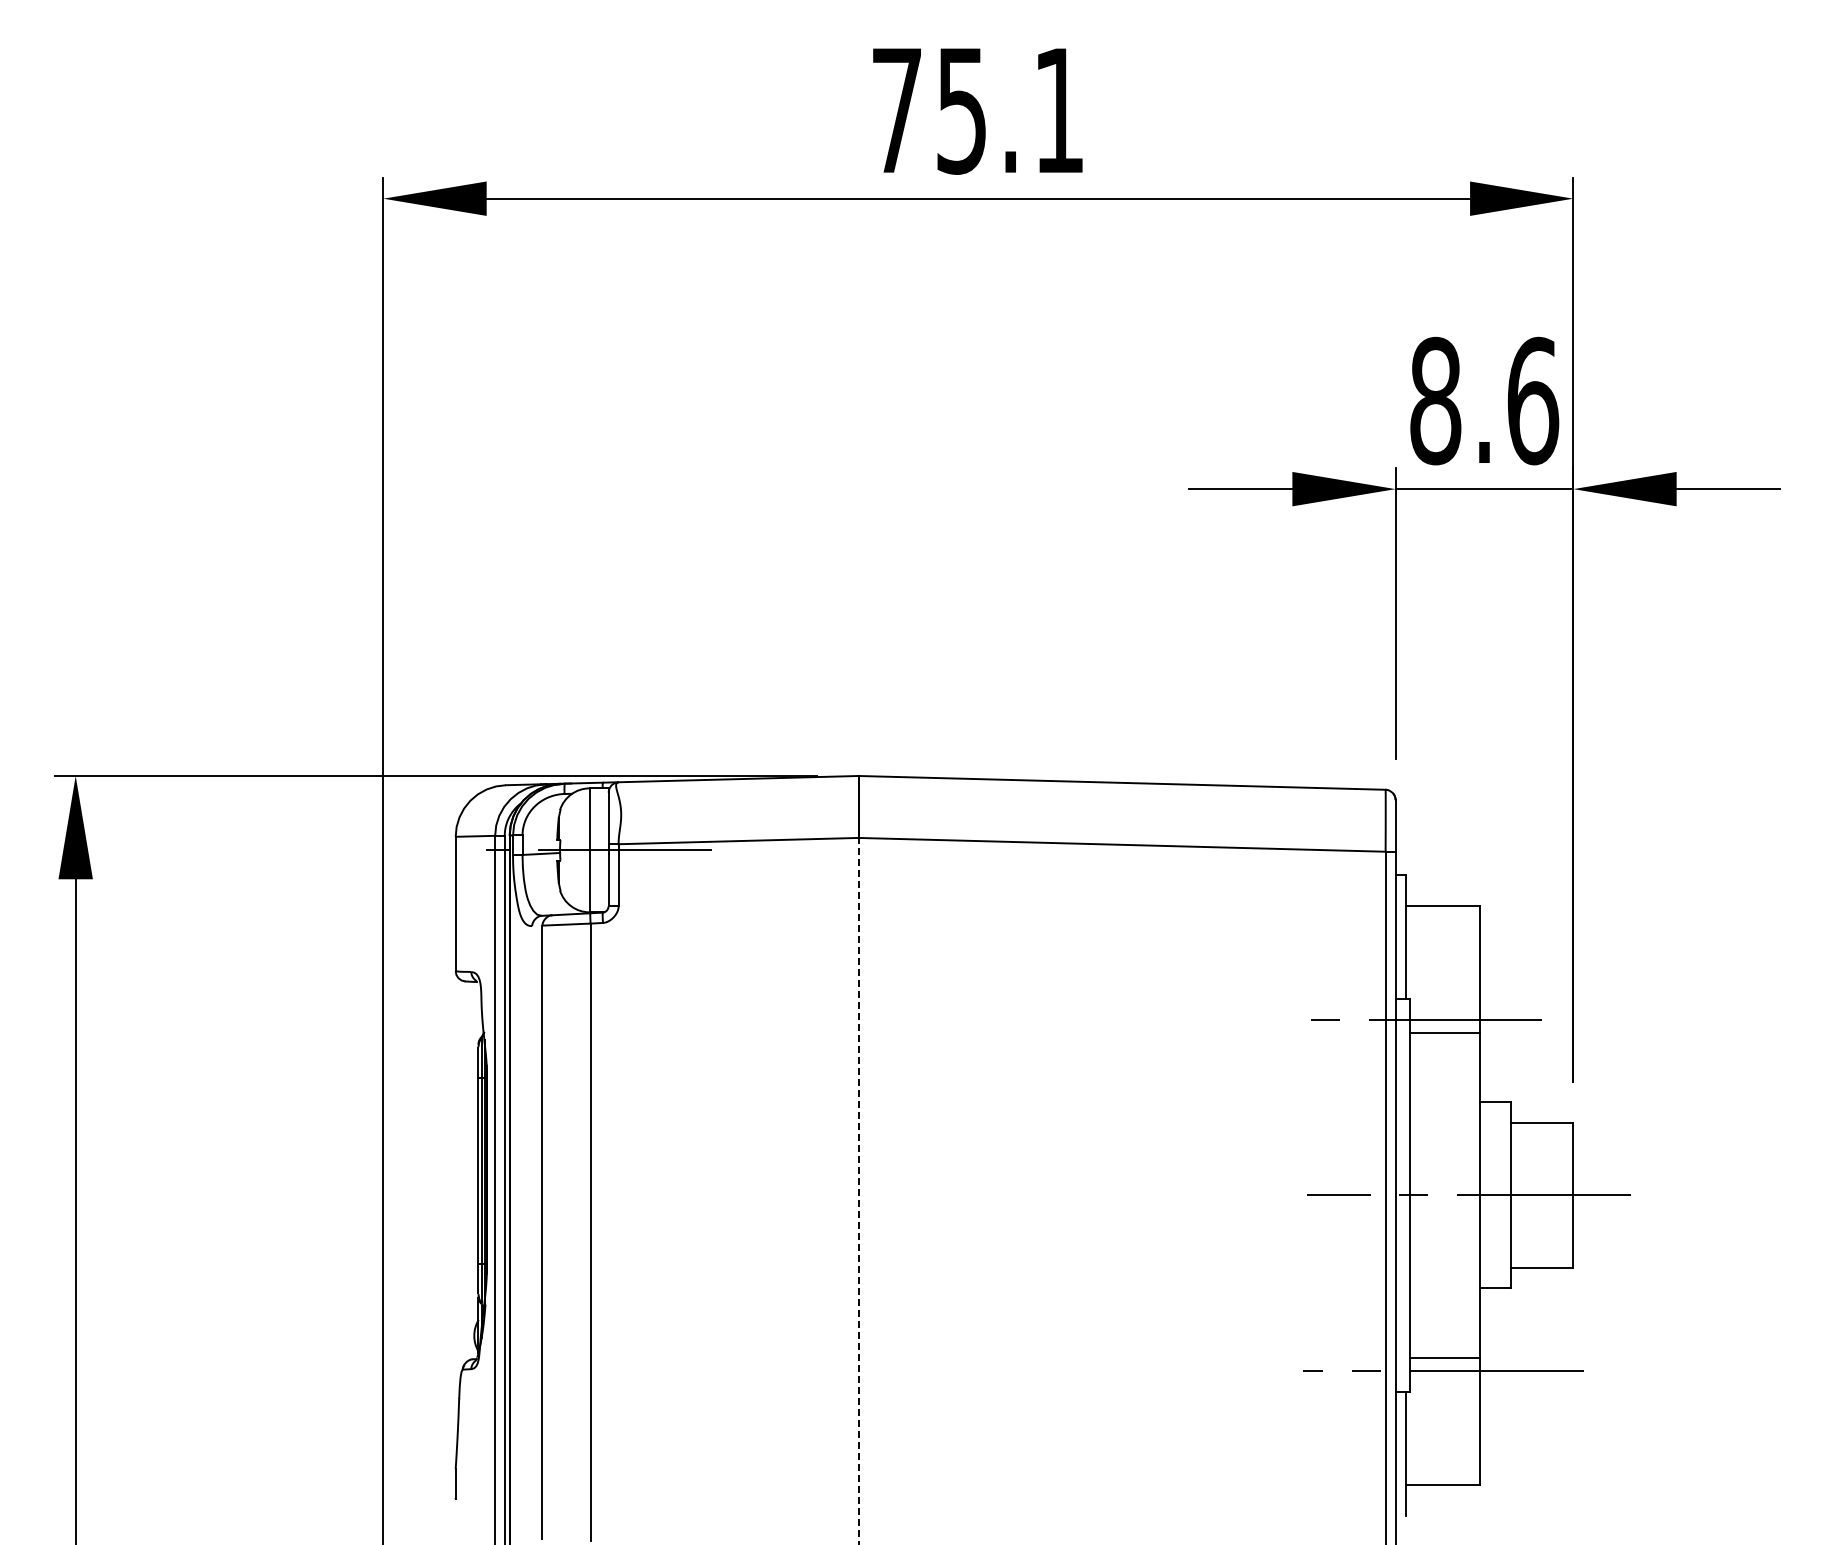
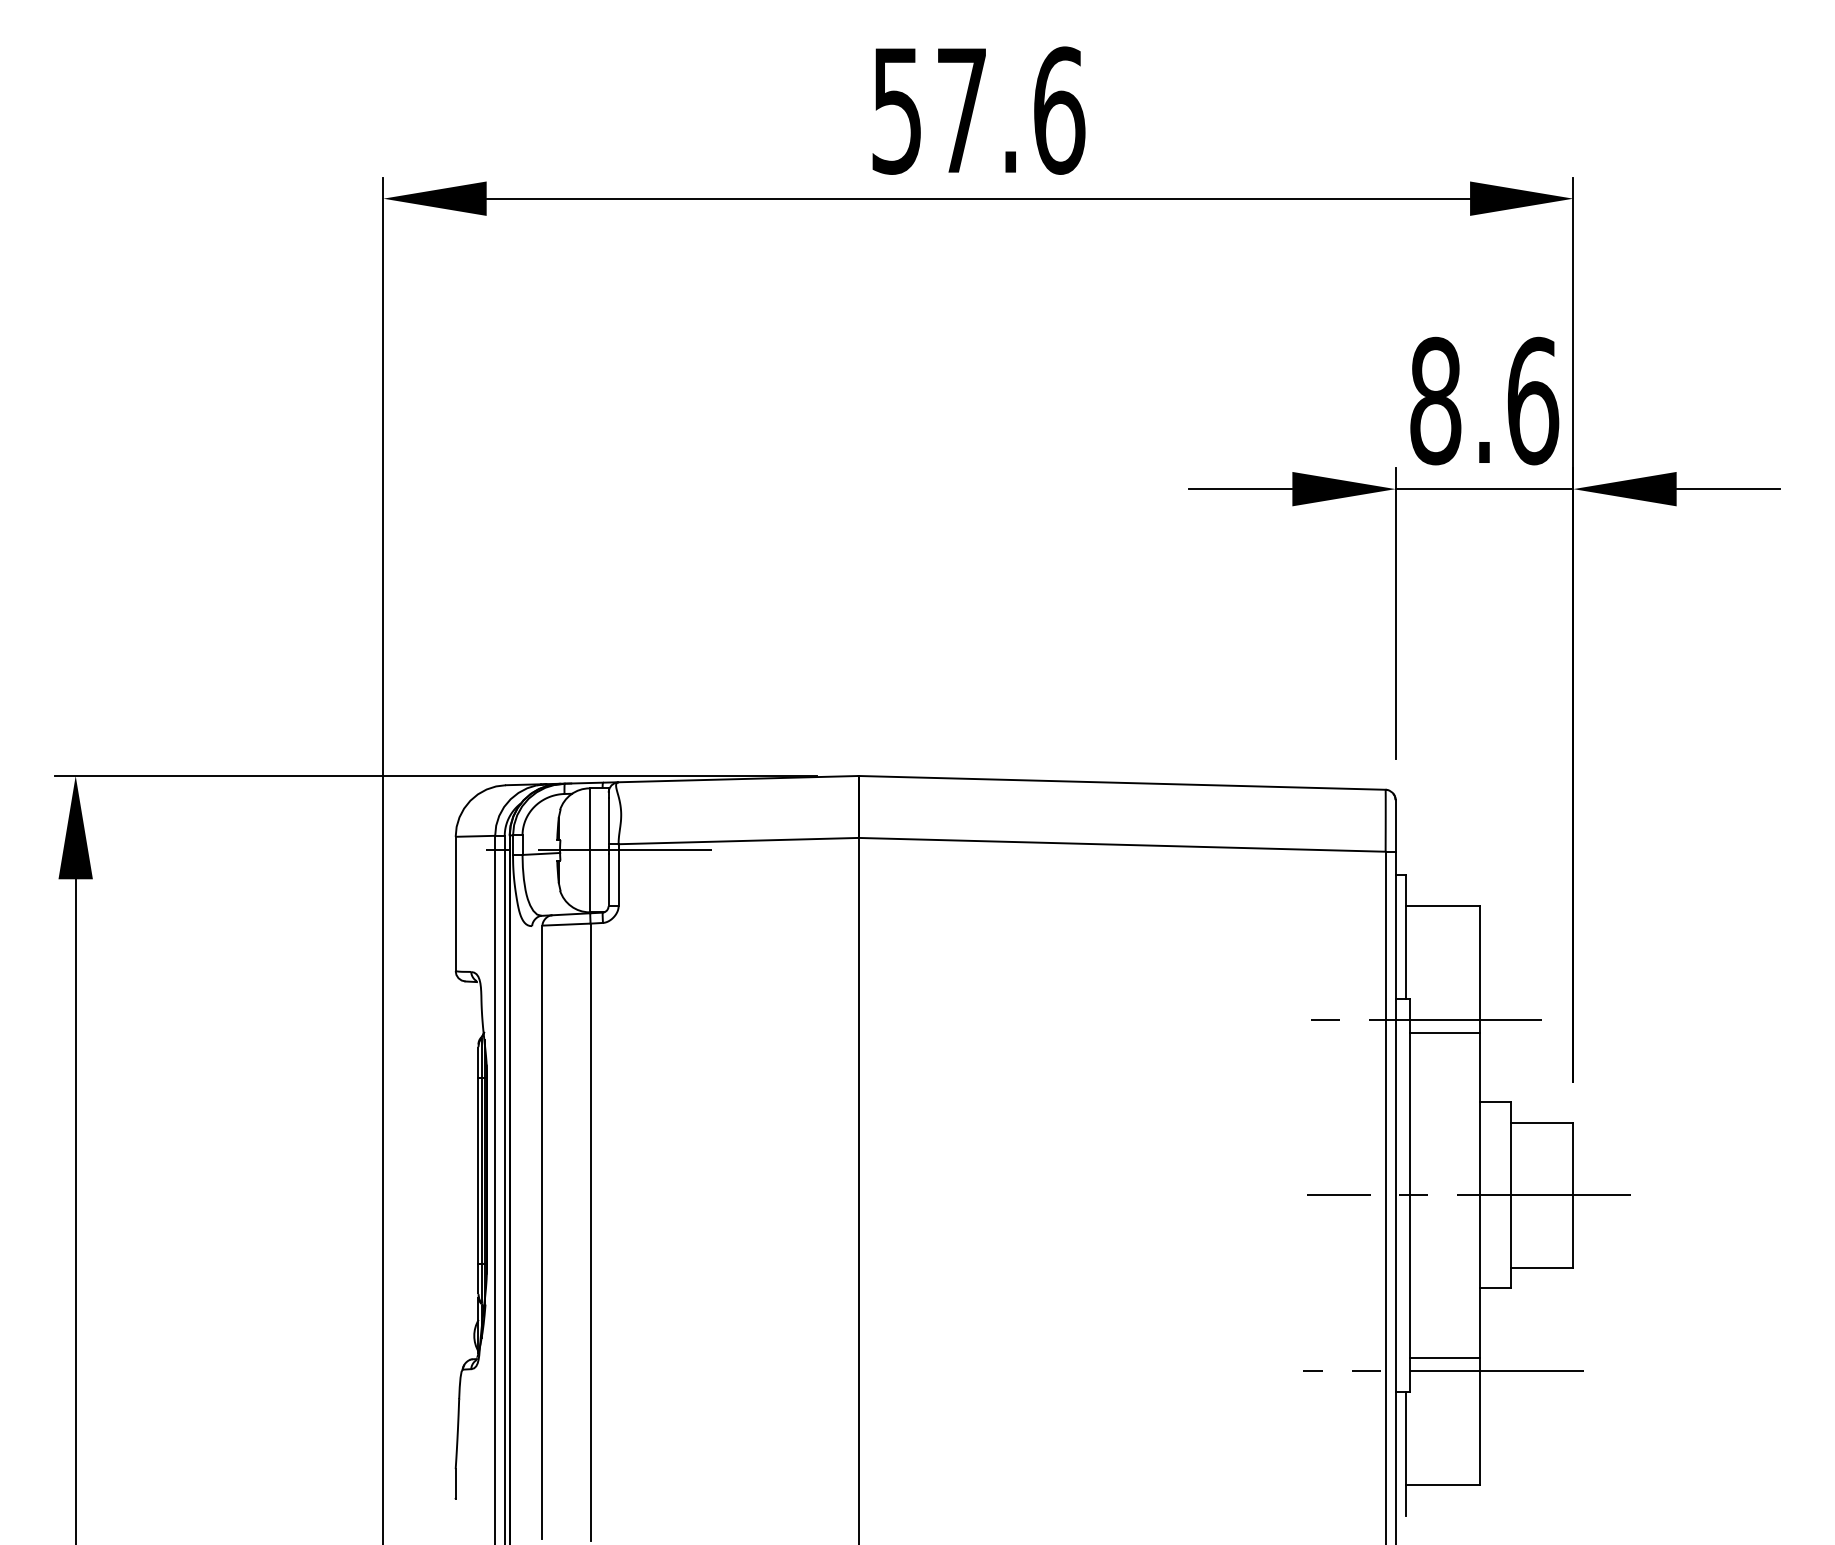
text: 75.1 -> 57.6 (978, 110)
line: dashed -> solid (858, 1190)
